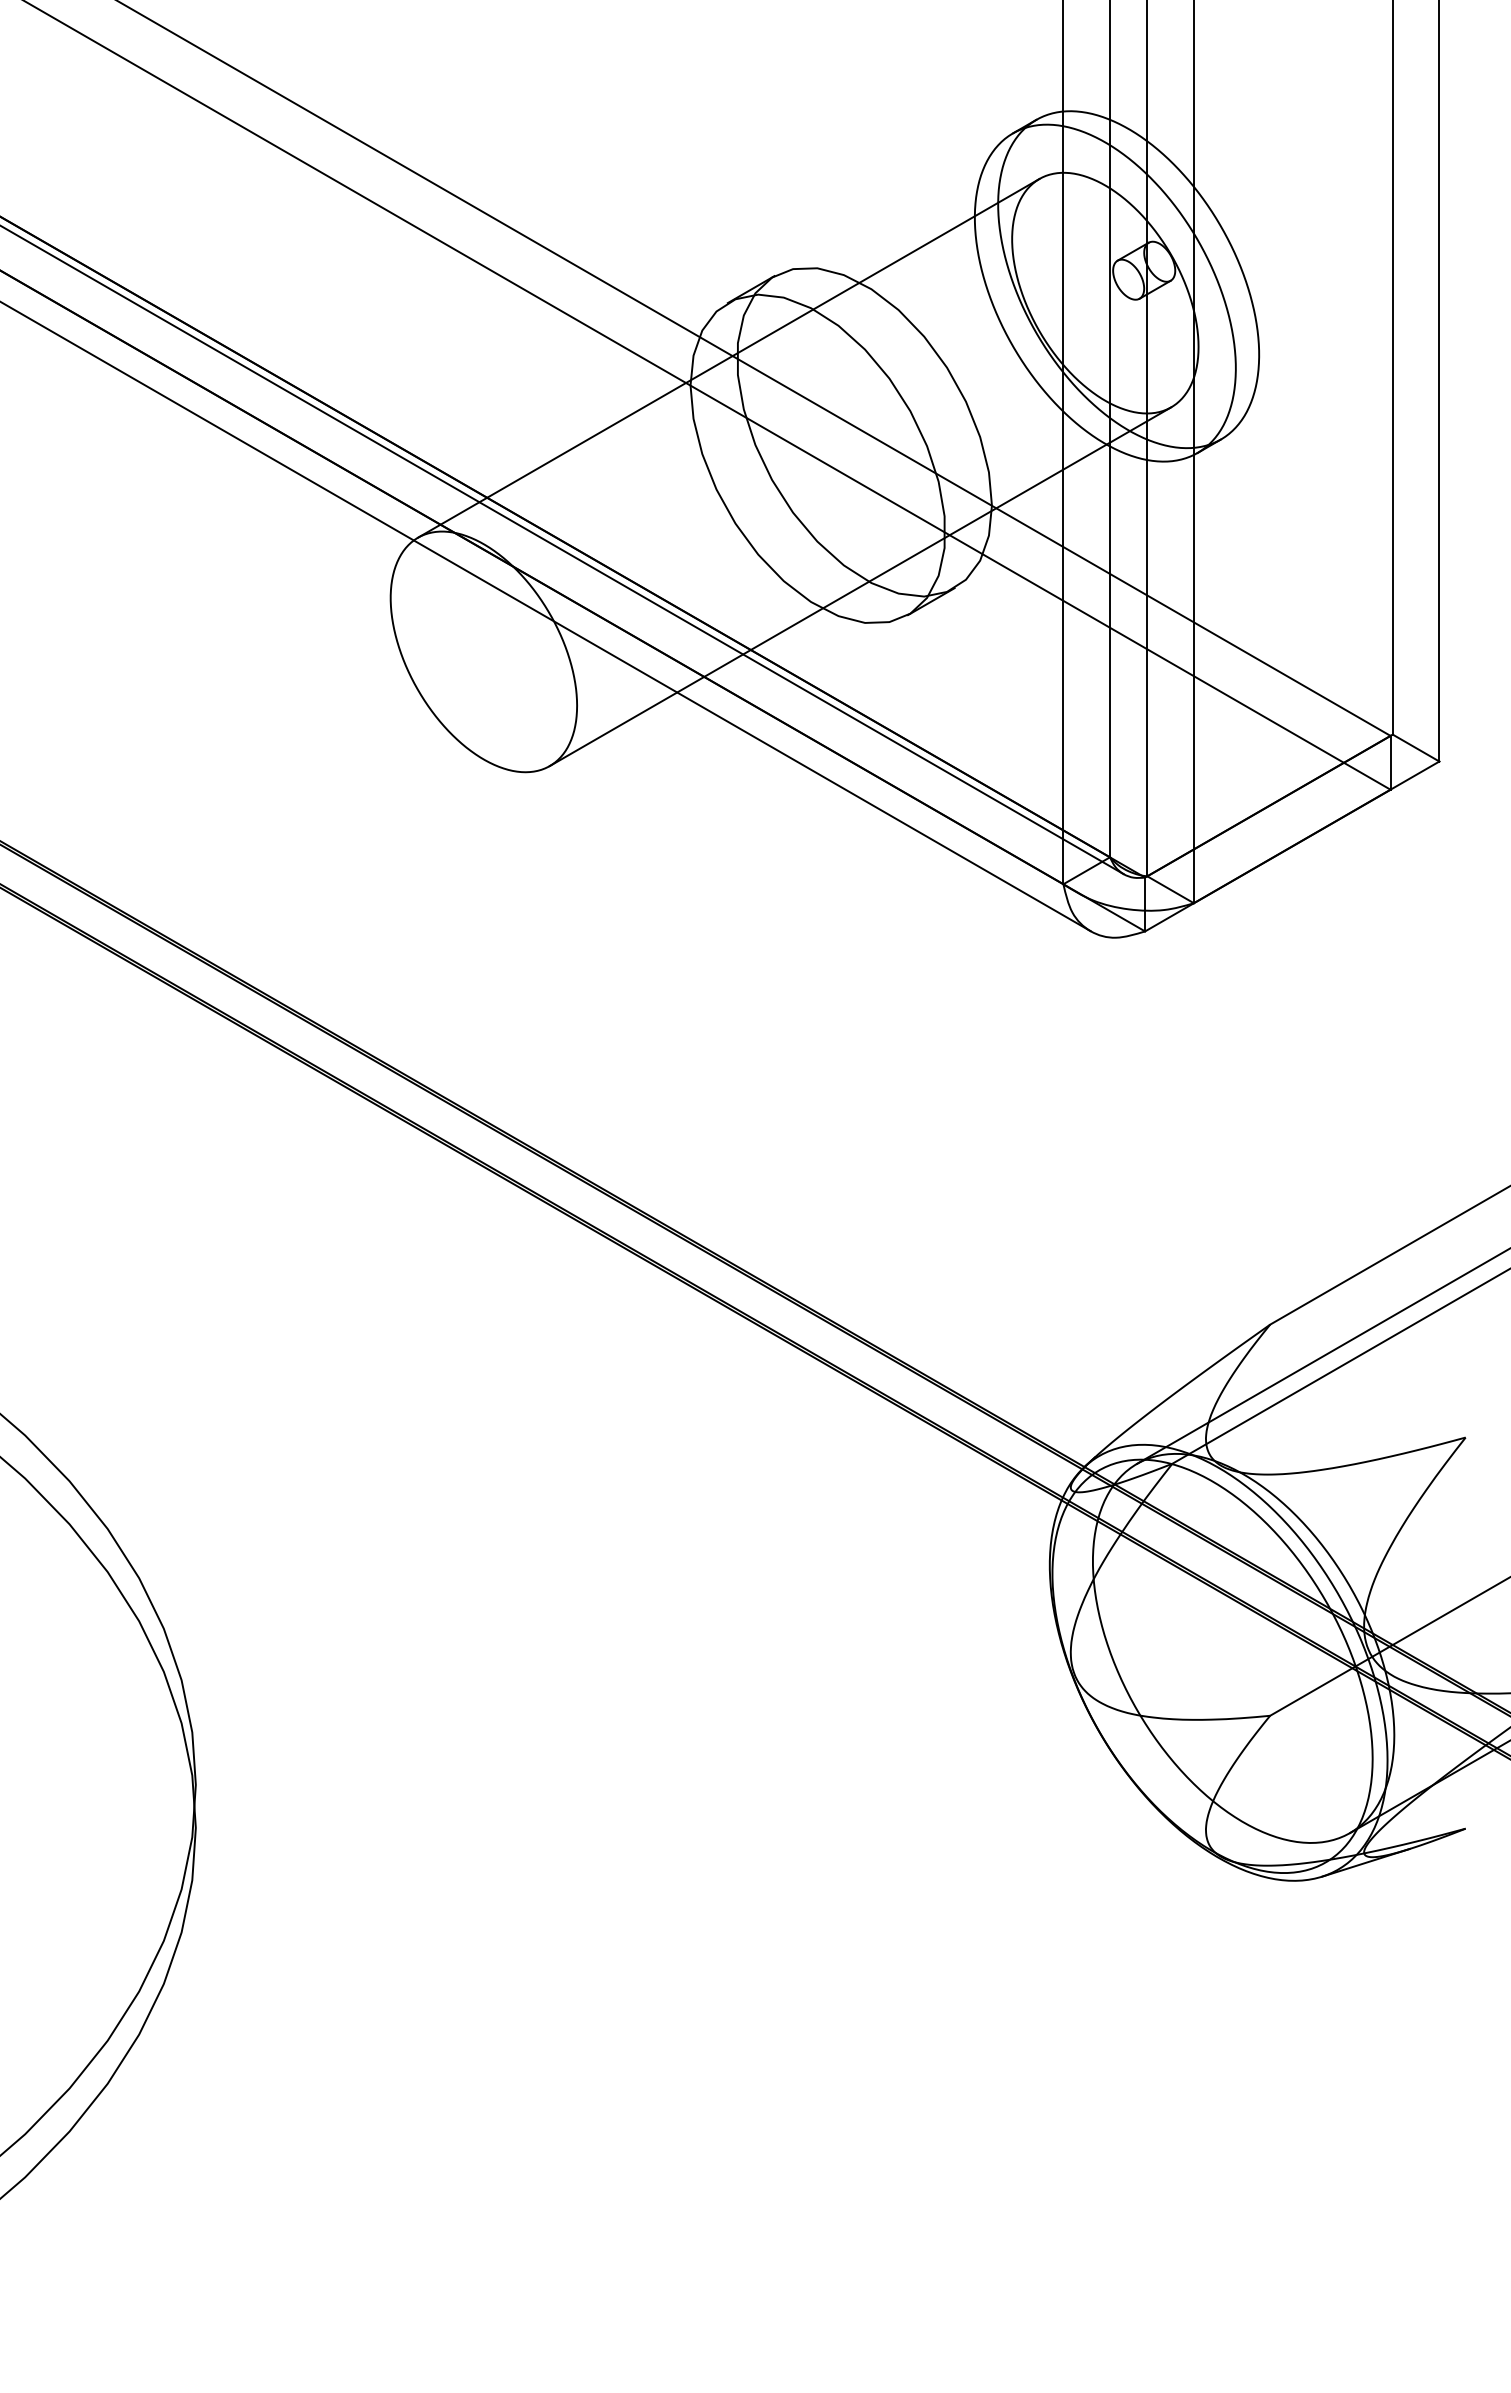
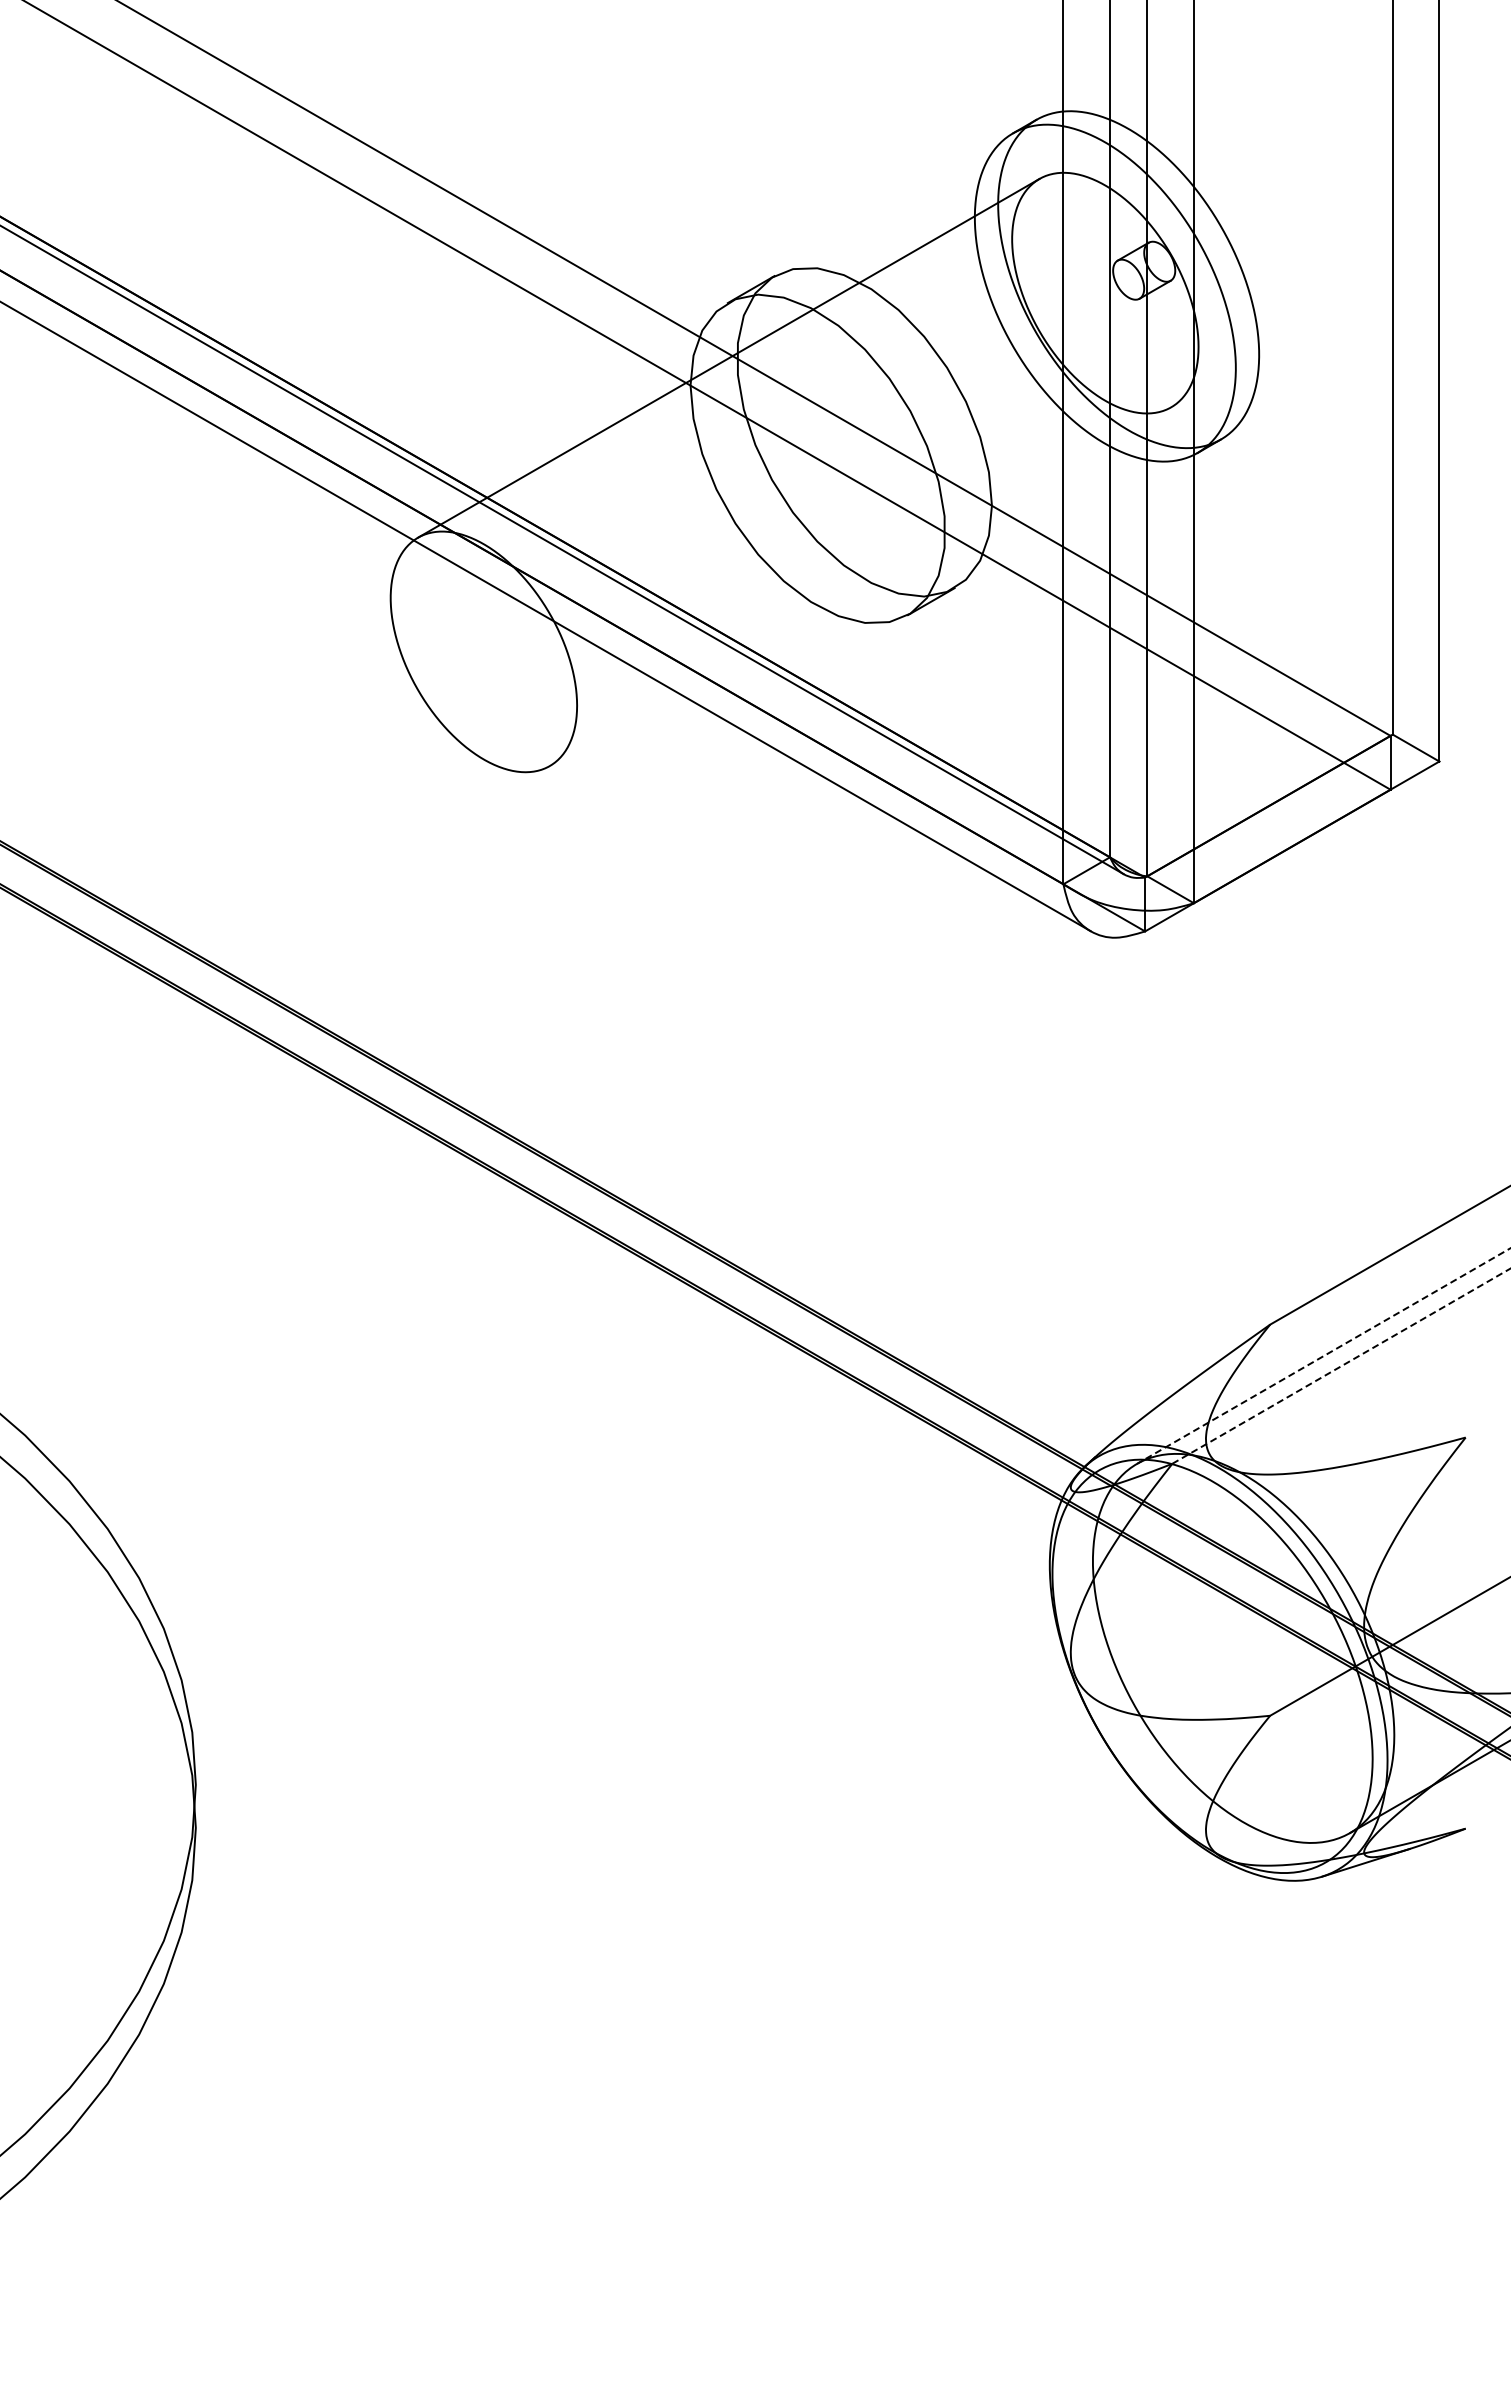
line: present -> none (860, 586)
line: solid -> dashed (1323, 1356)
line: solid -> dashed (1342, 1365)
